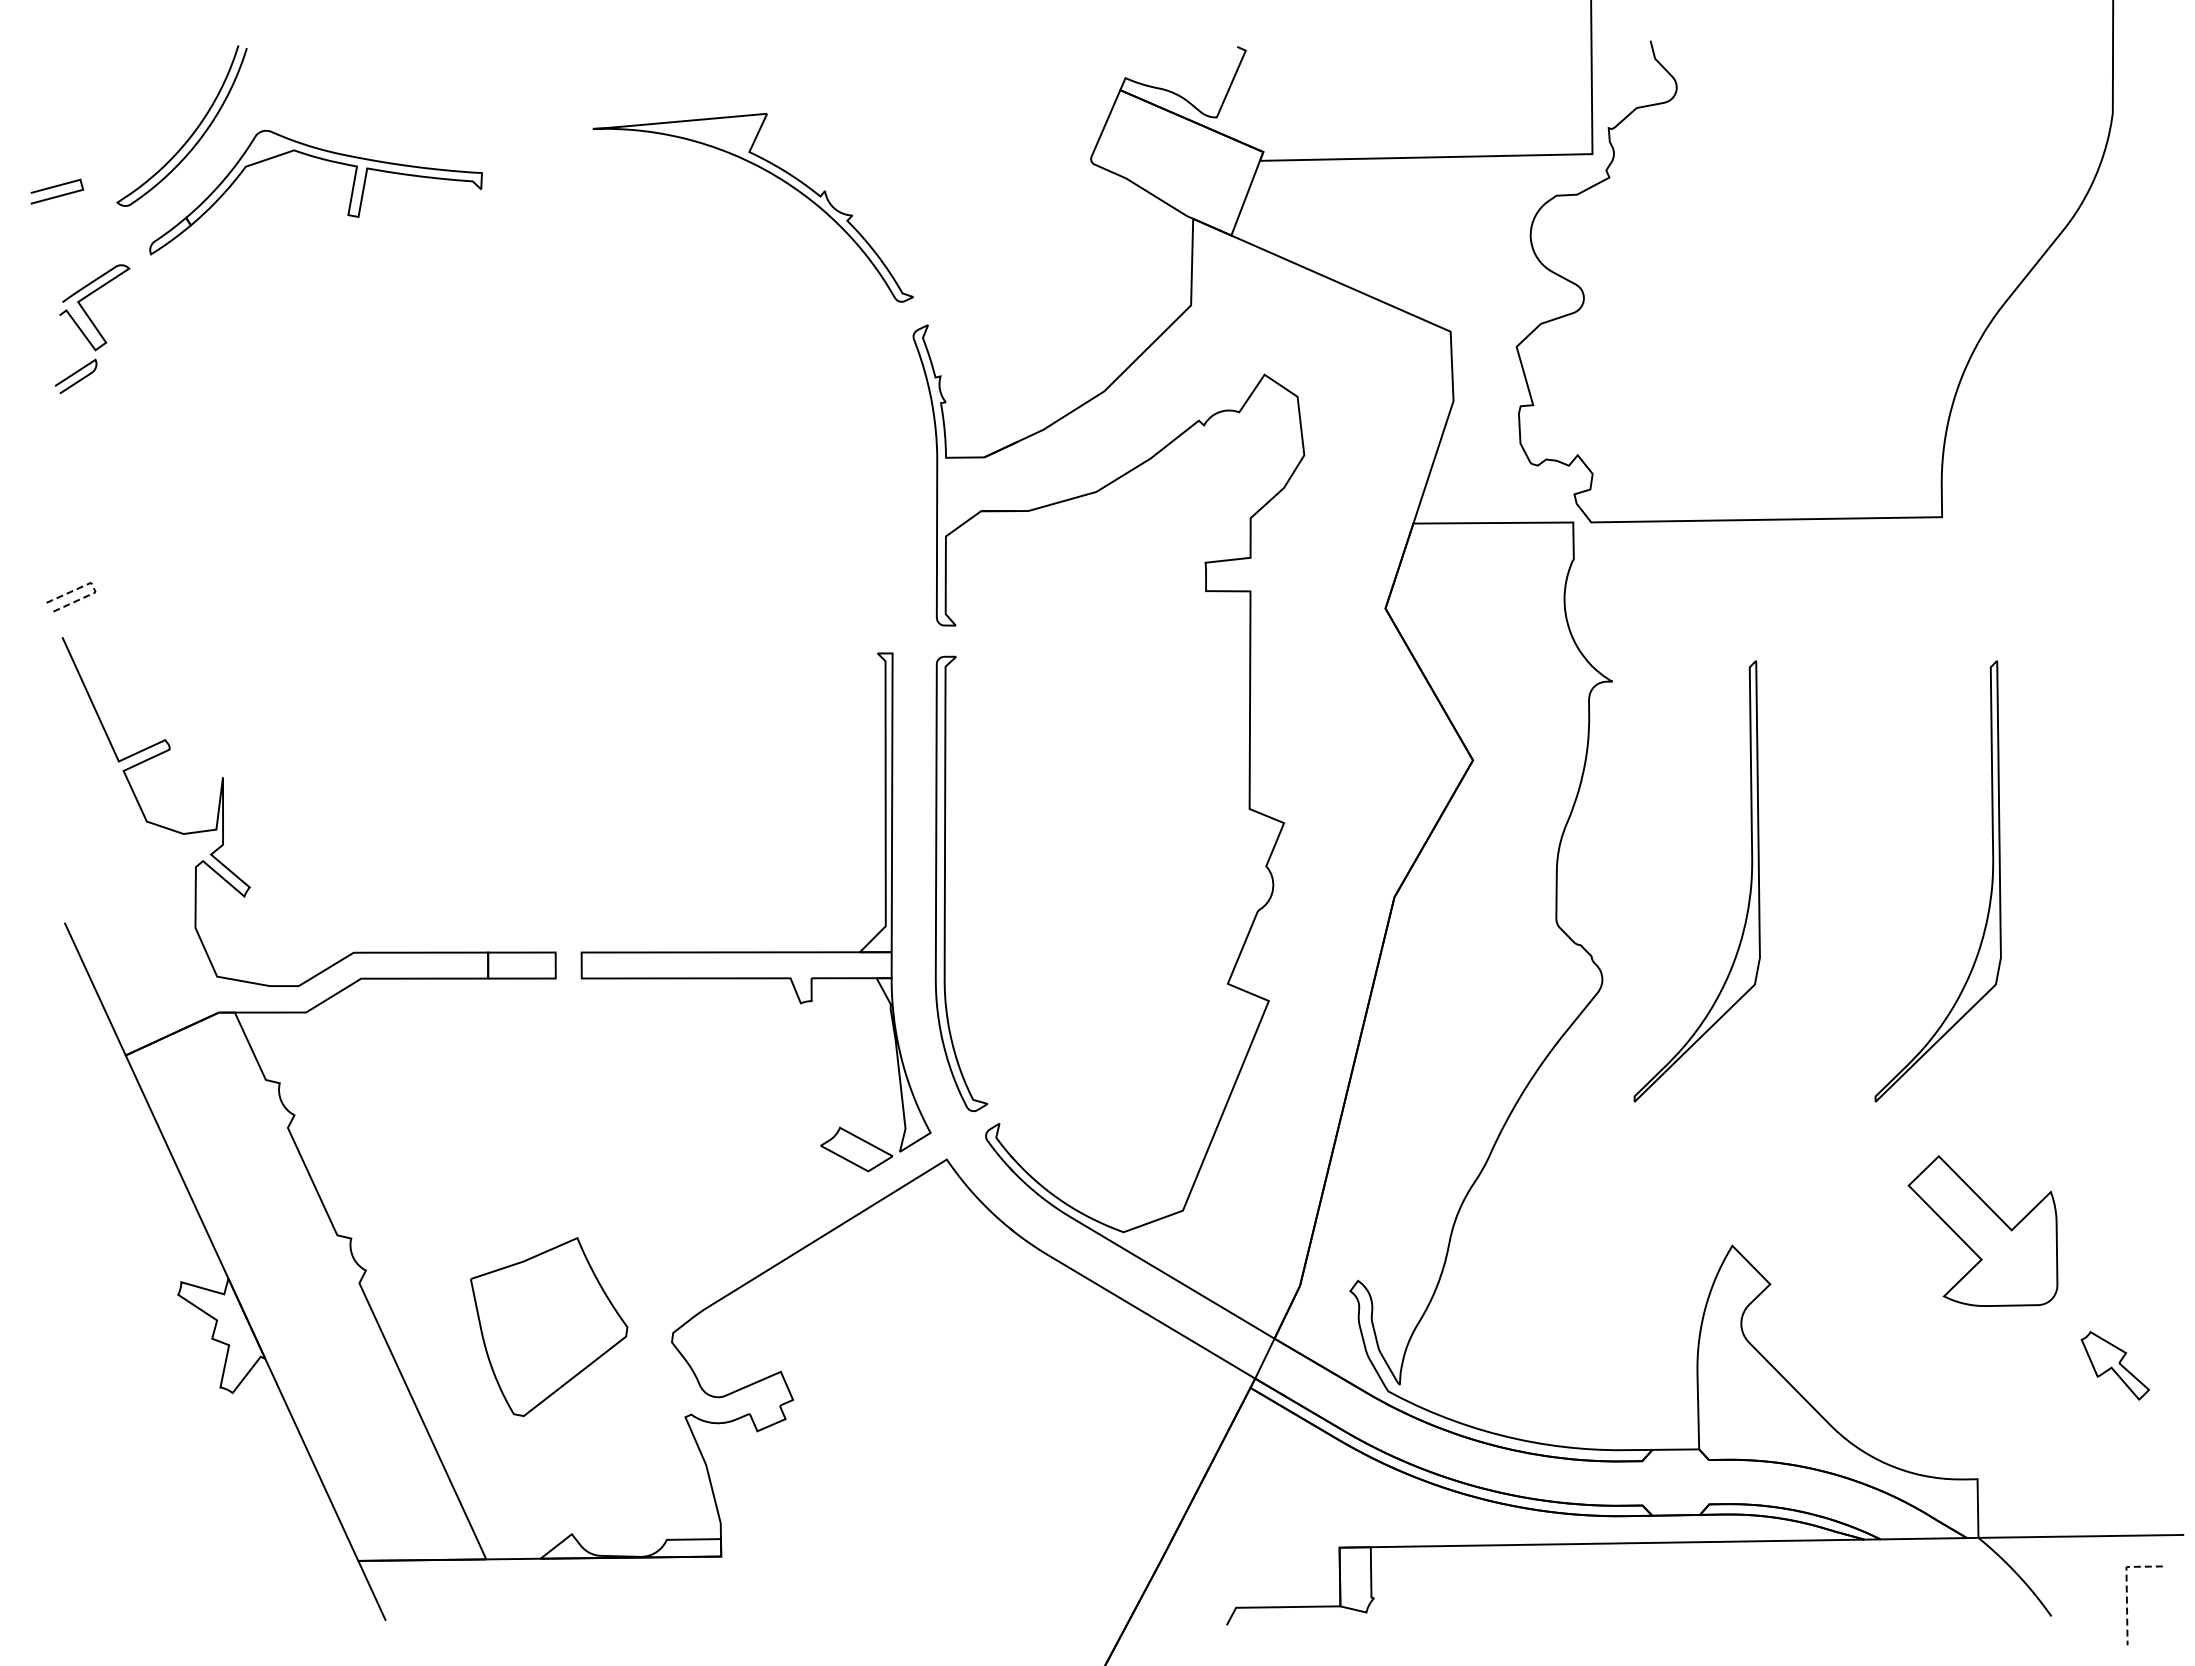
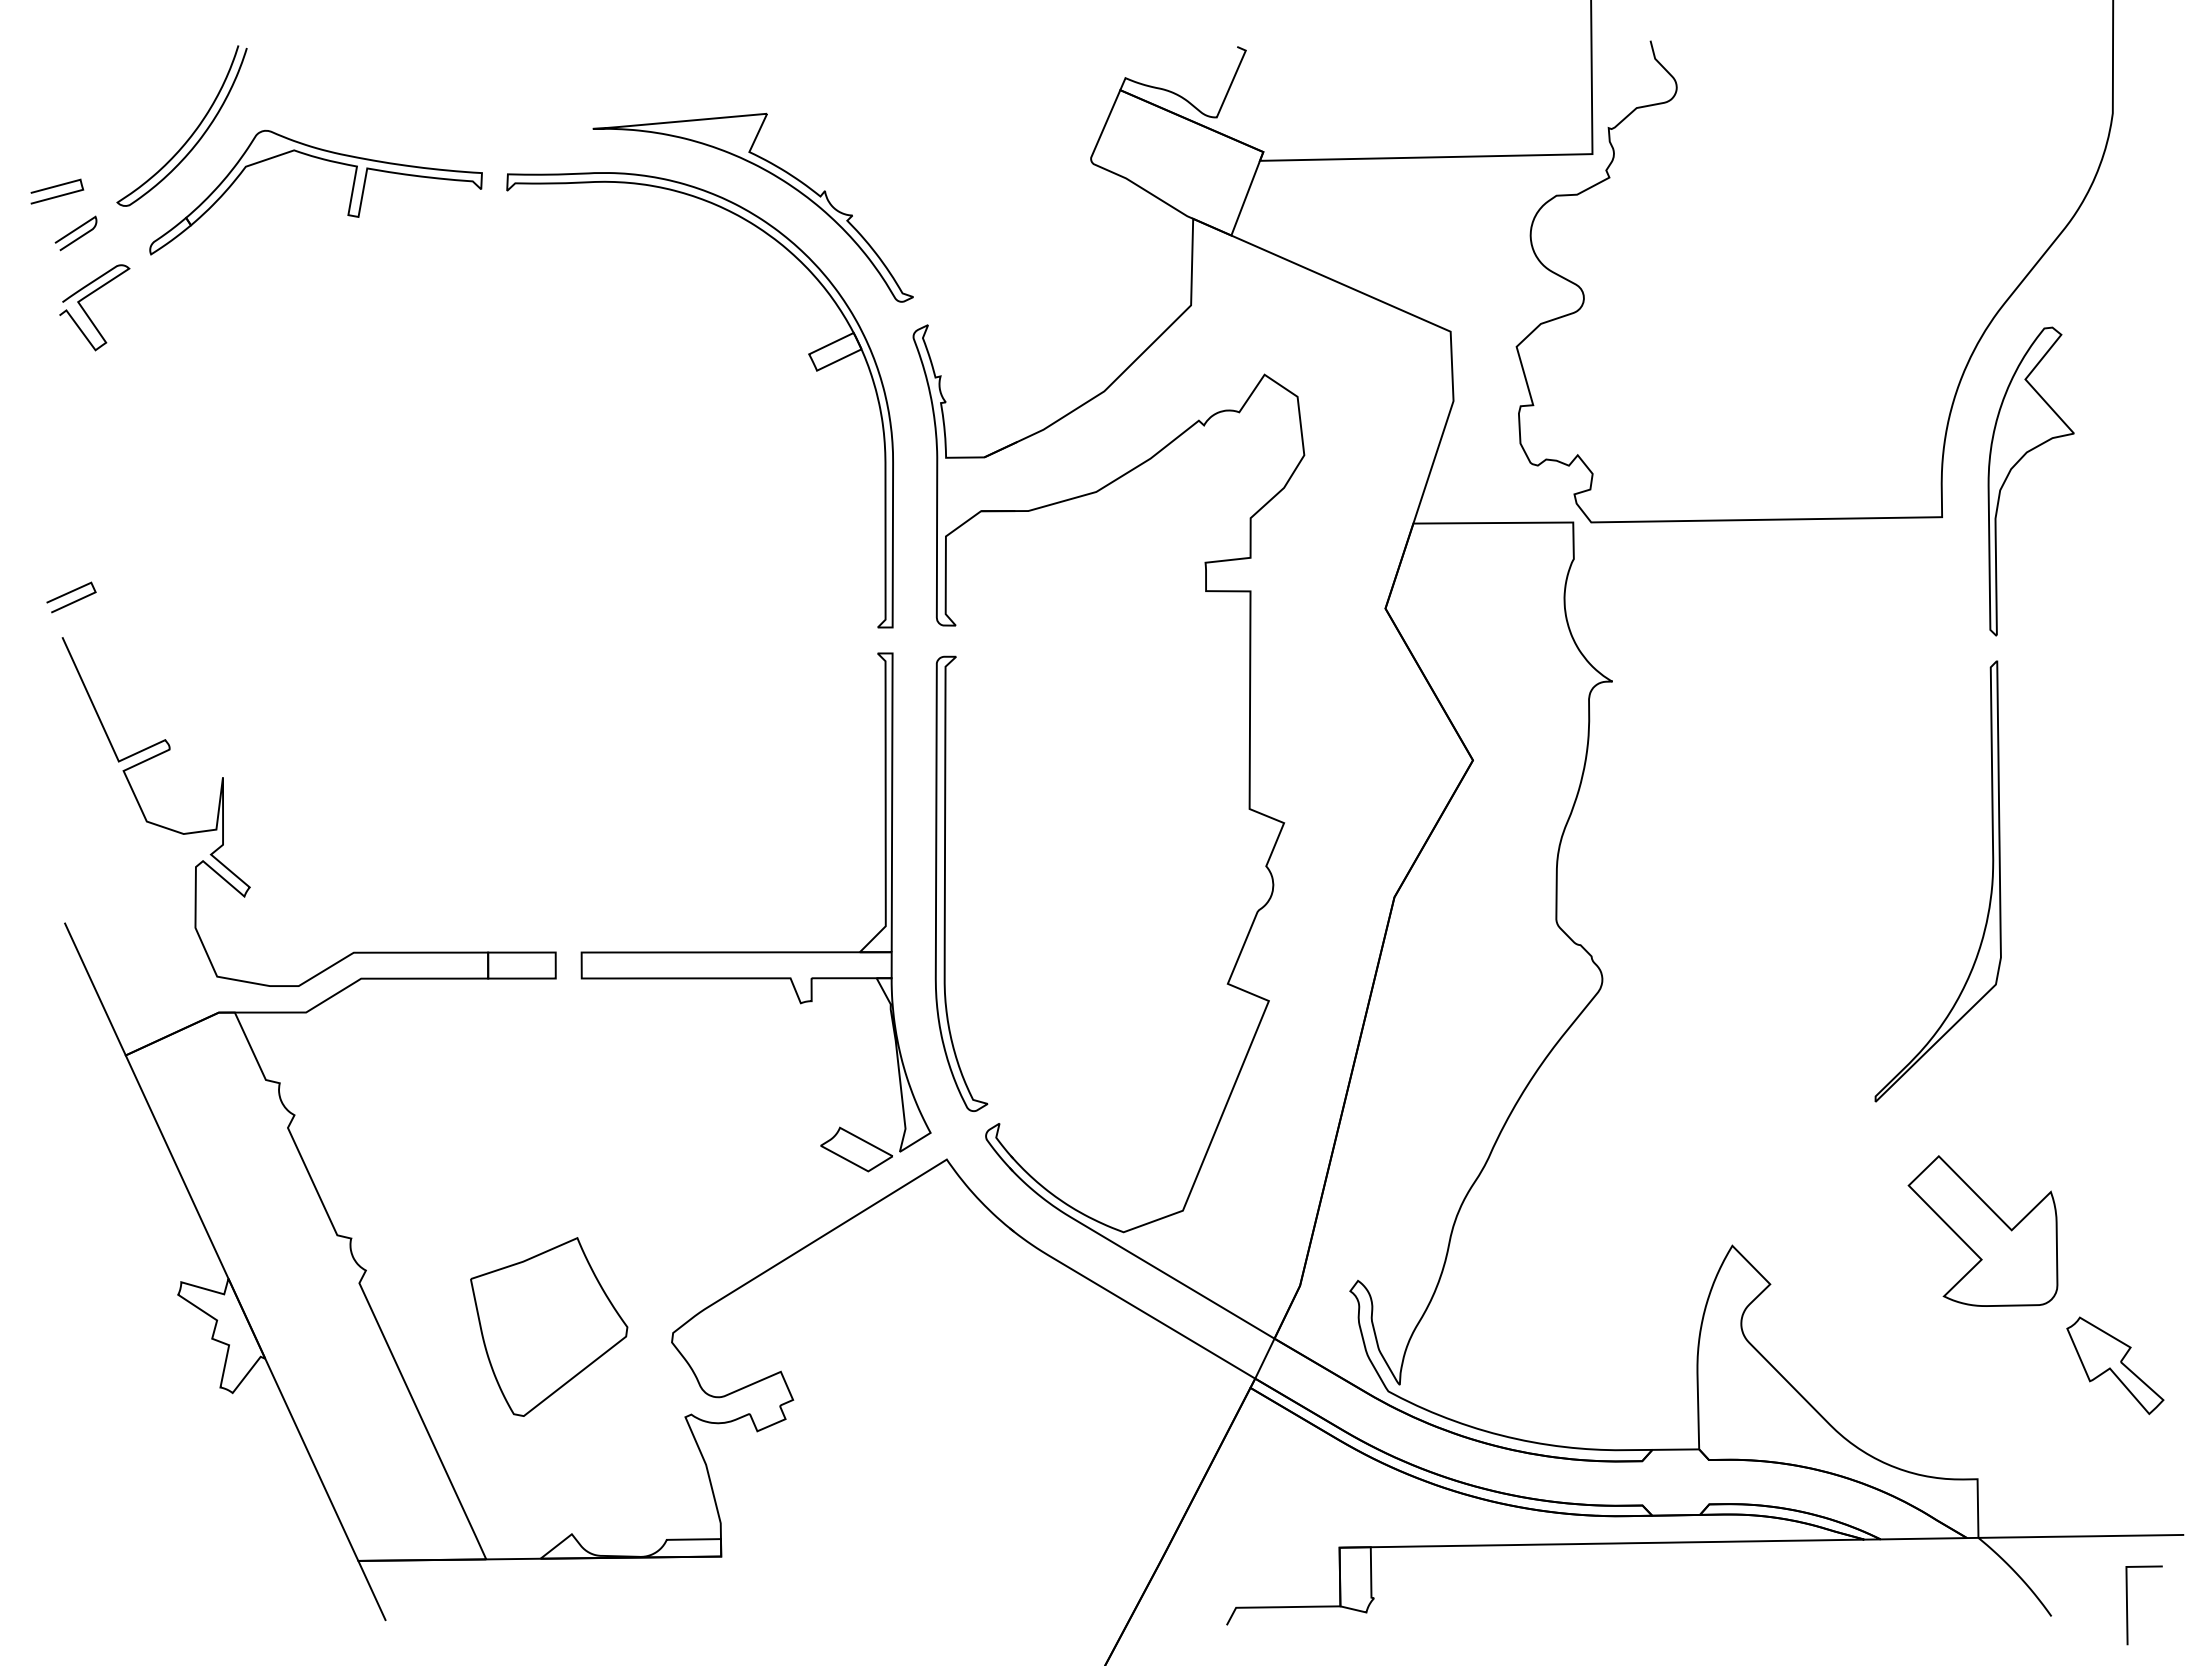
part: none -> present (808, 355)
curve position: (74, 374) -> (74, 231) (74, 231)
part: none -> present (2014, 467)
line: dashed -> solid (93, 587)
part: present -> none (1749, 890)
part size: 71x70 px -> 99x100 px (2115, 1365)
line: dashed -> solid (2126, 1587)
